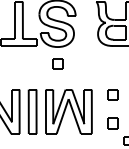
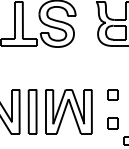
part: present -> none (57, 63)
